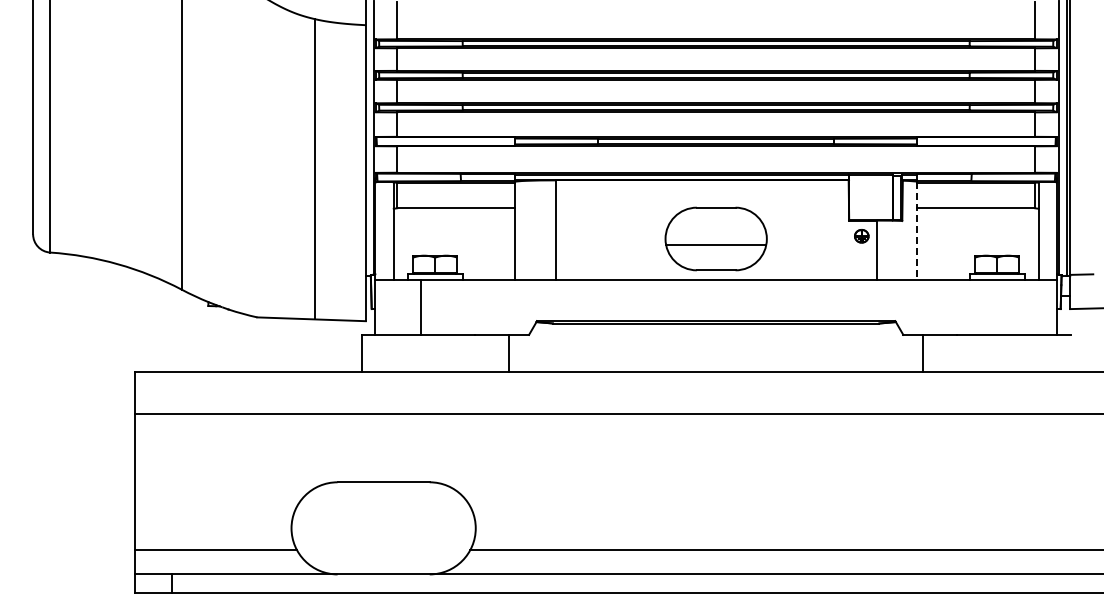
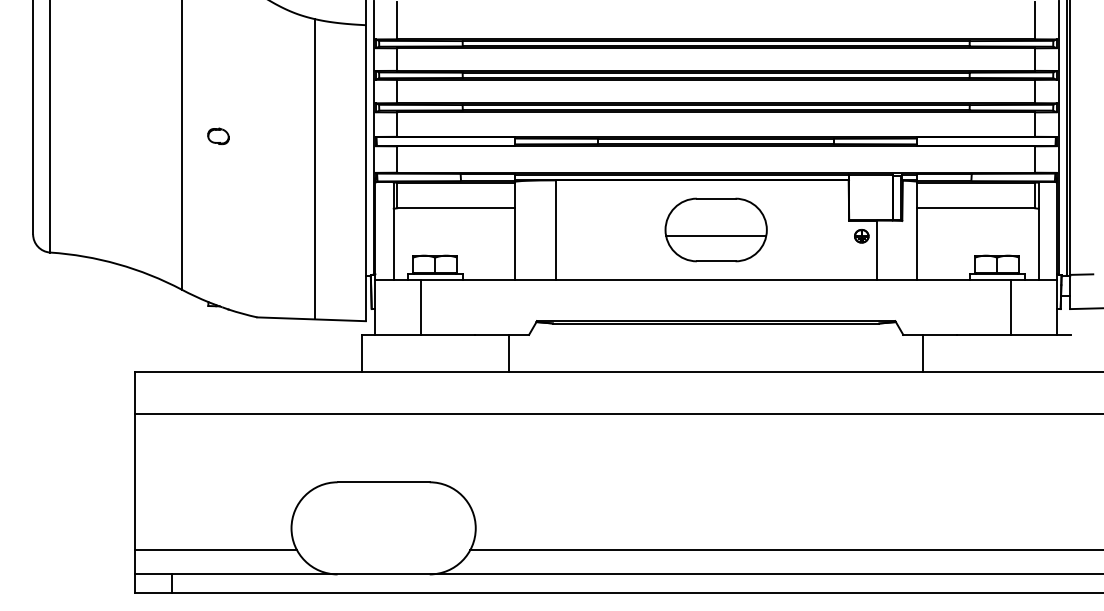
part: none -> present (218, 136)
line: dashed -> solid (917, 230)
part position: (715, 238) -> (715, 229) (715, 229)
line: none -> present (1010, 306)
